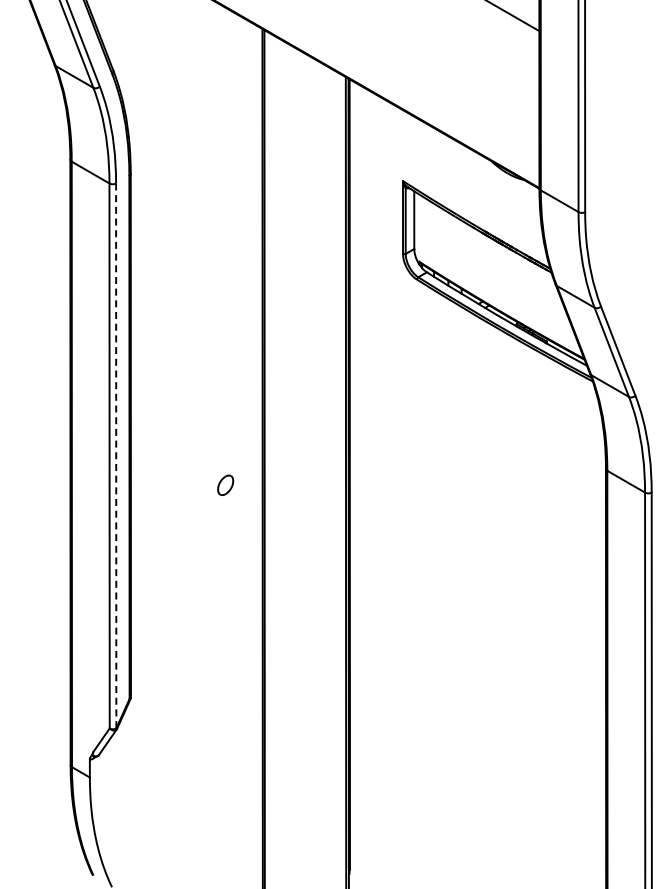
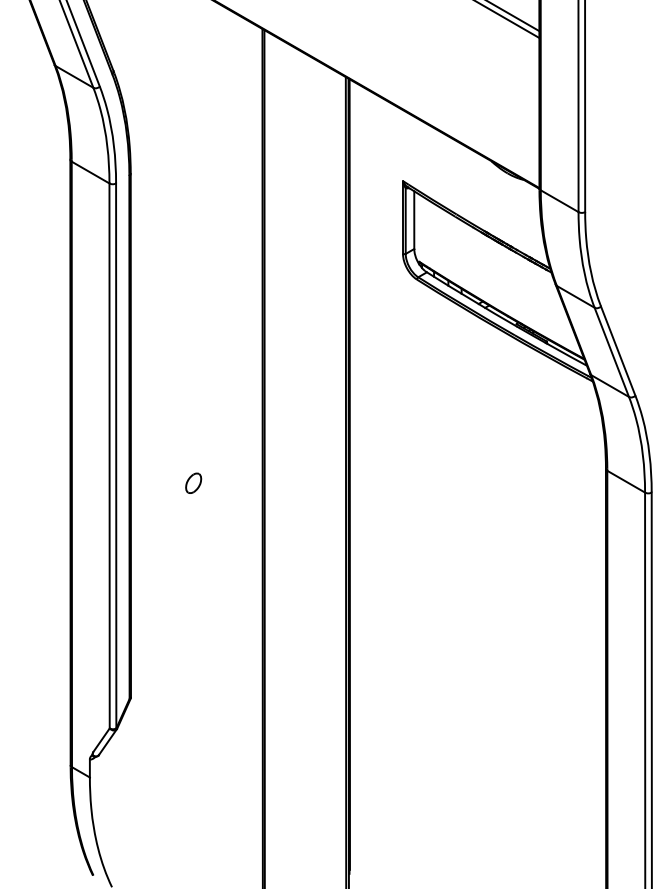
line: none -> present (508, 20)
line: dashed -> solid (116, 456)
part position: (225, 484) -> (193, 482) (193, 482)
